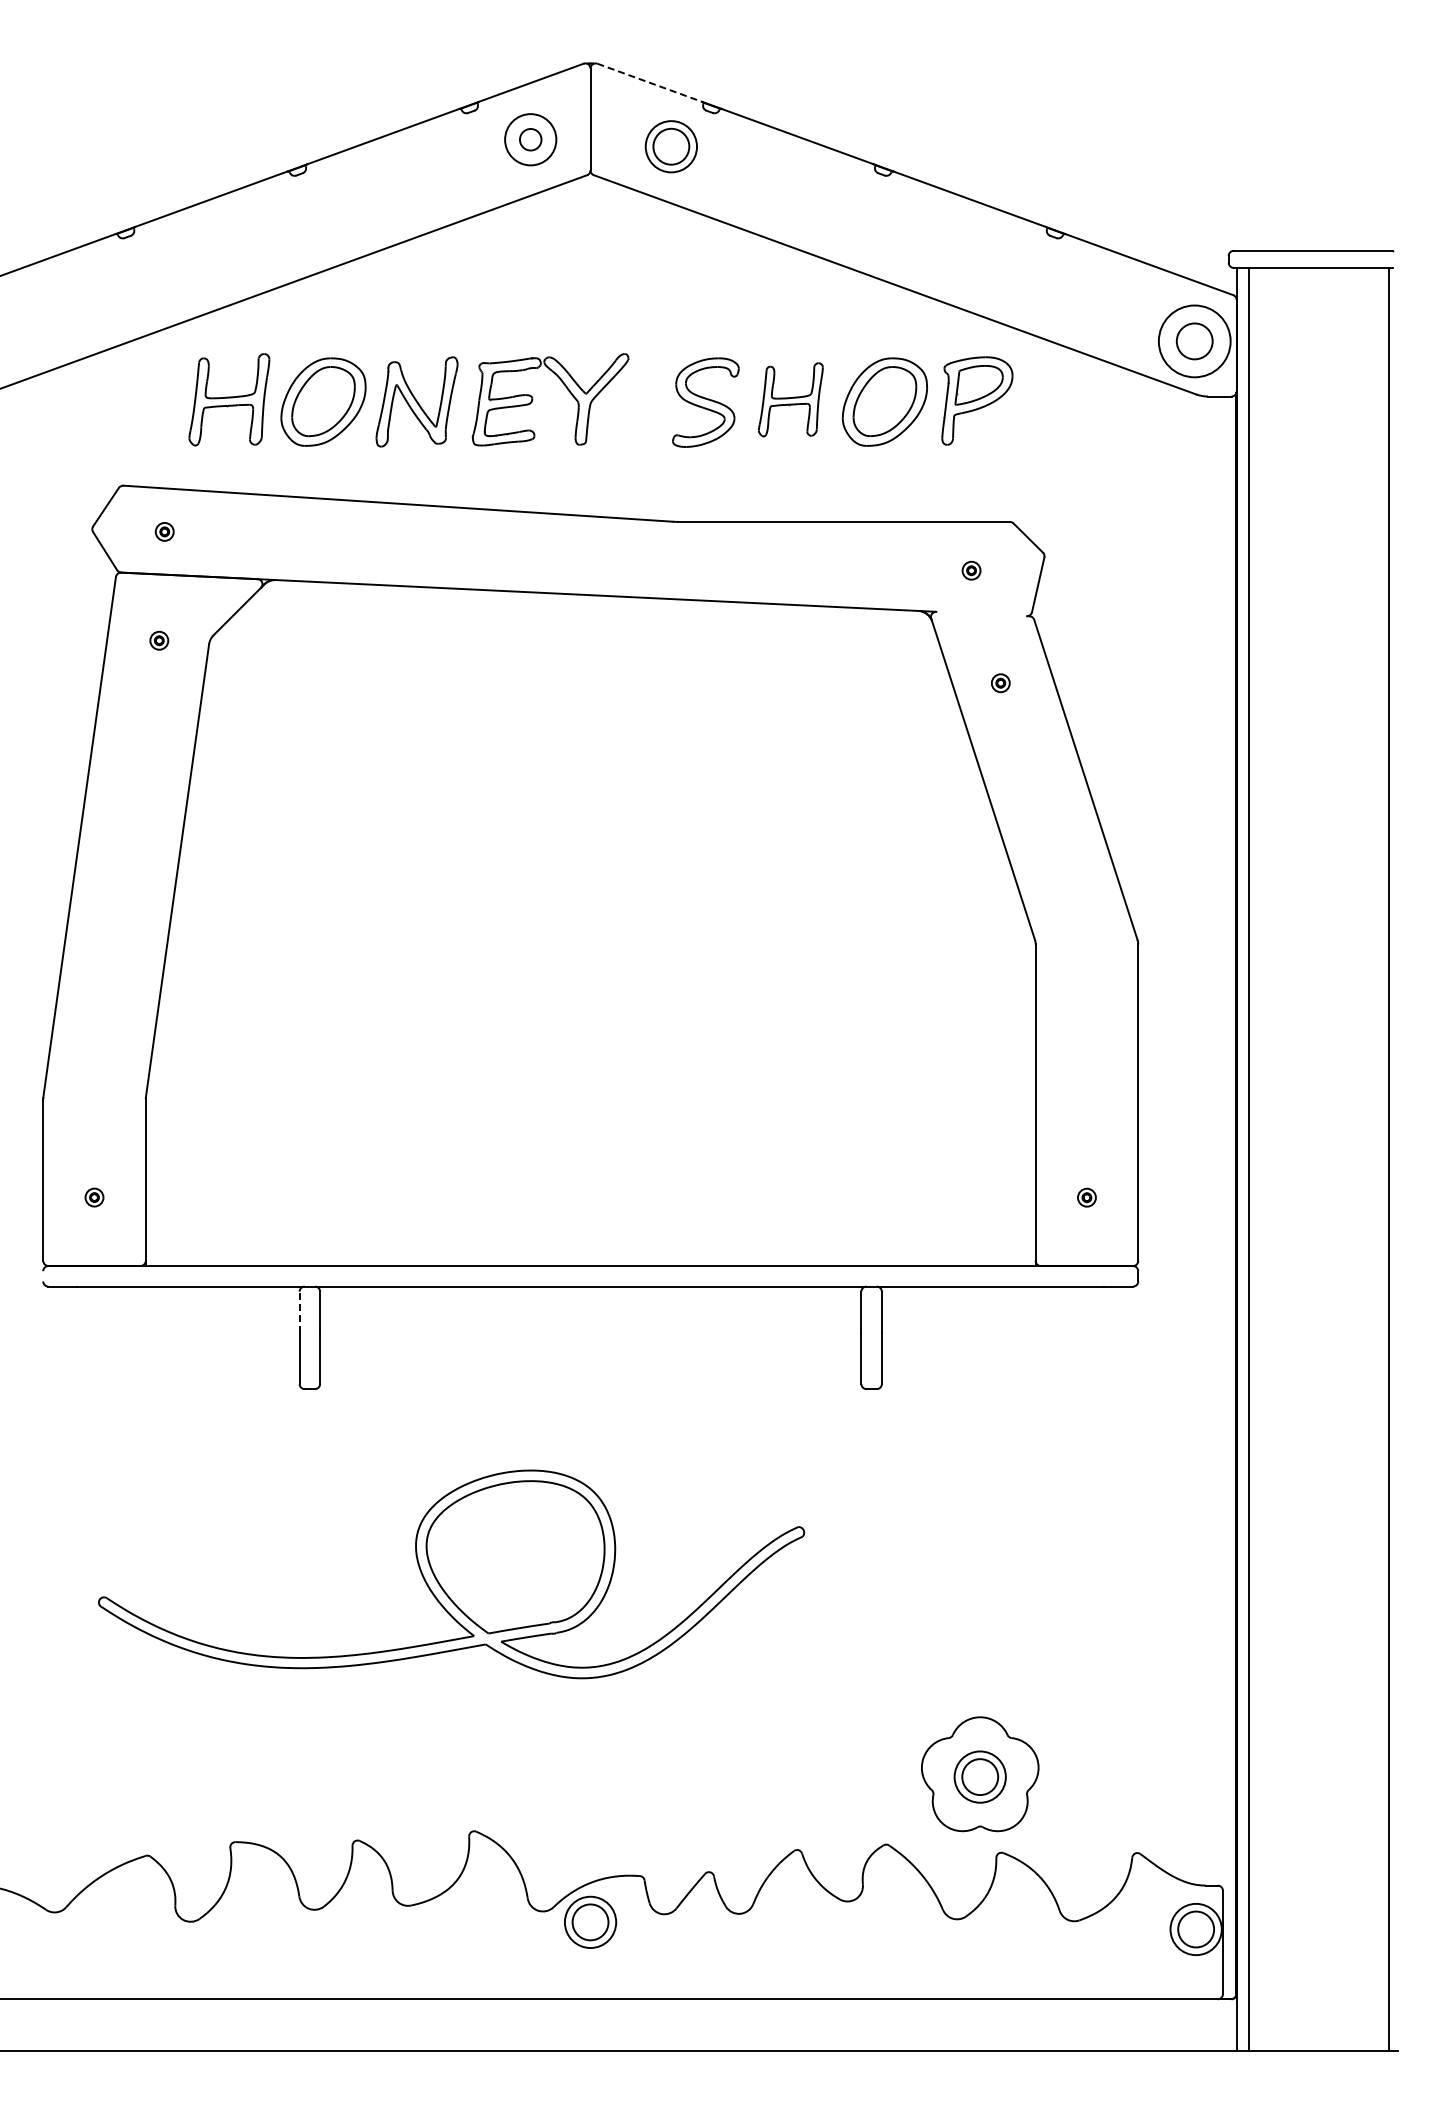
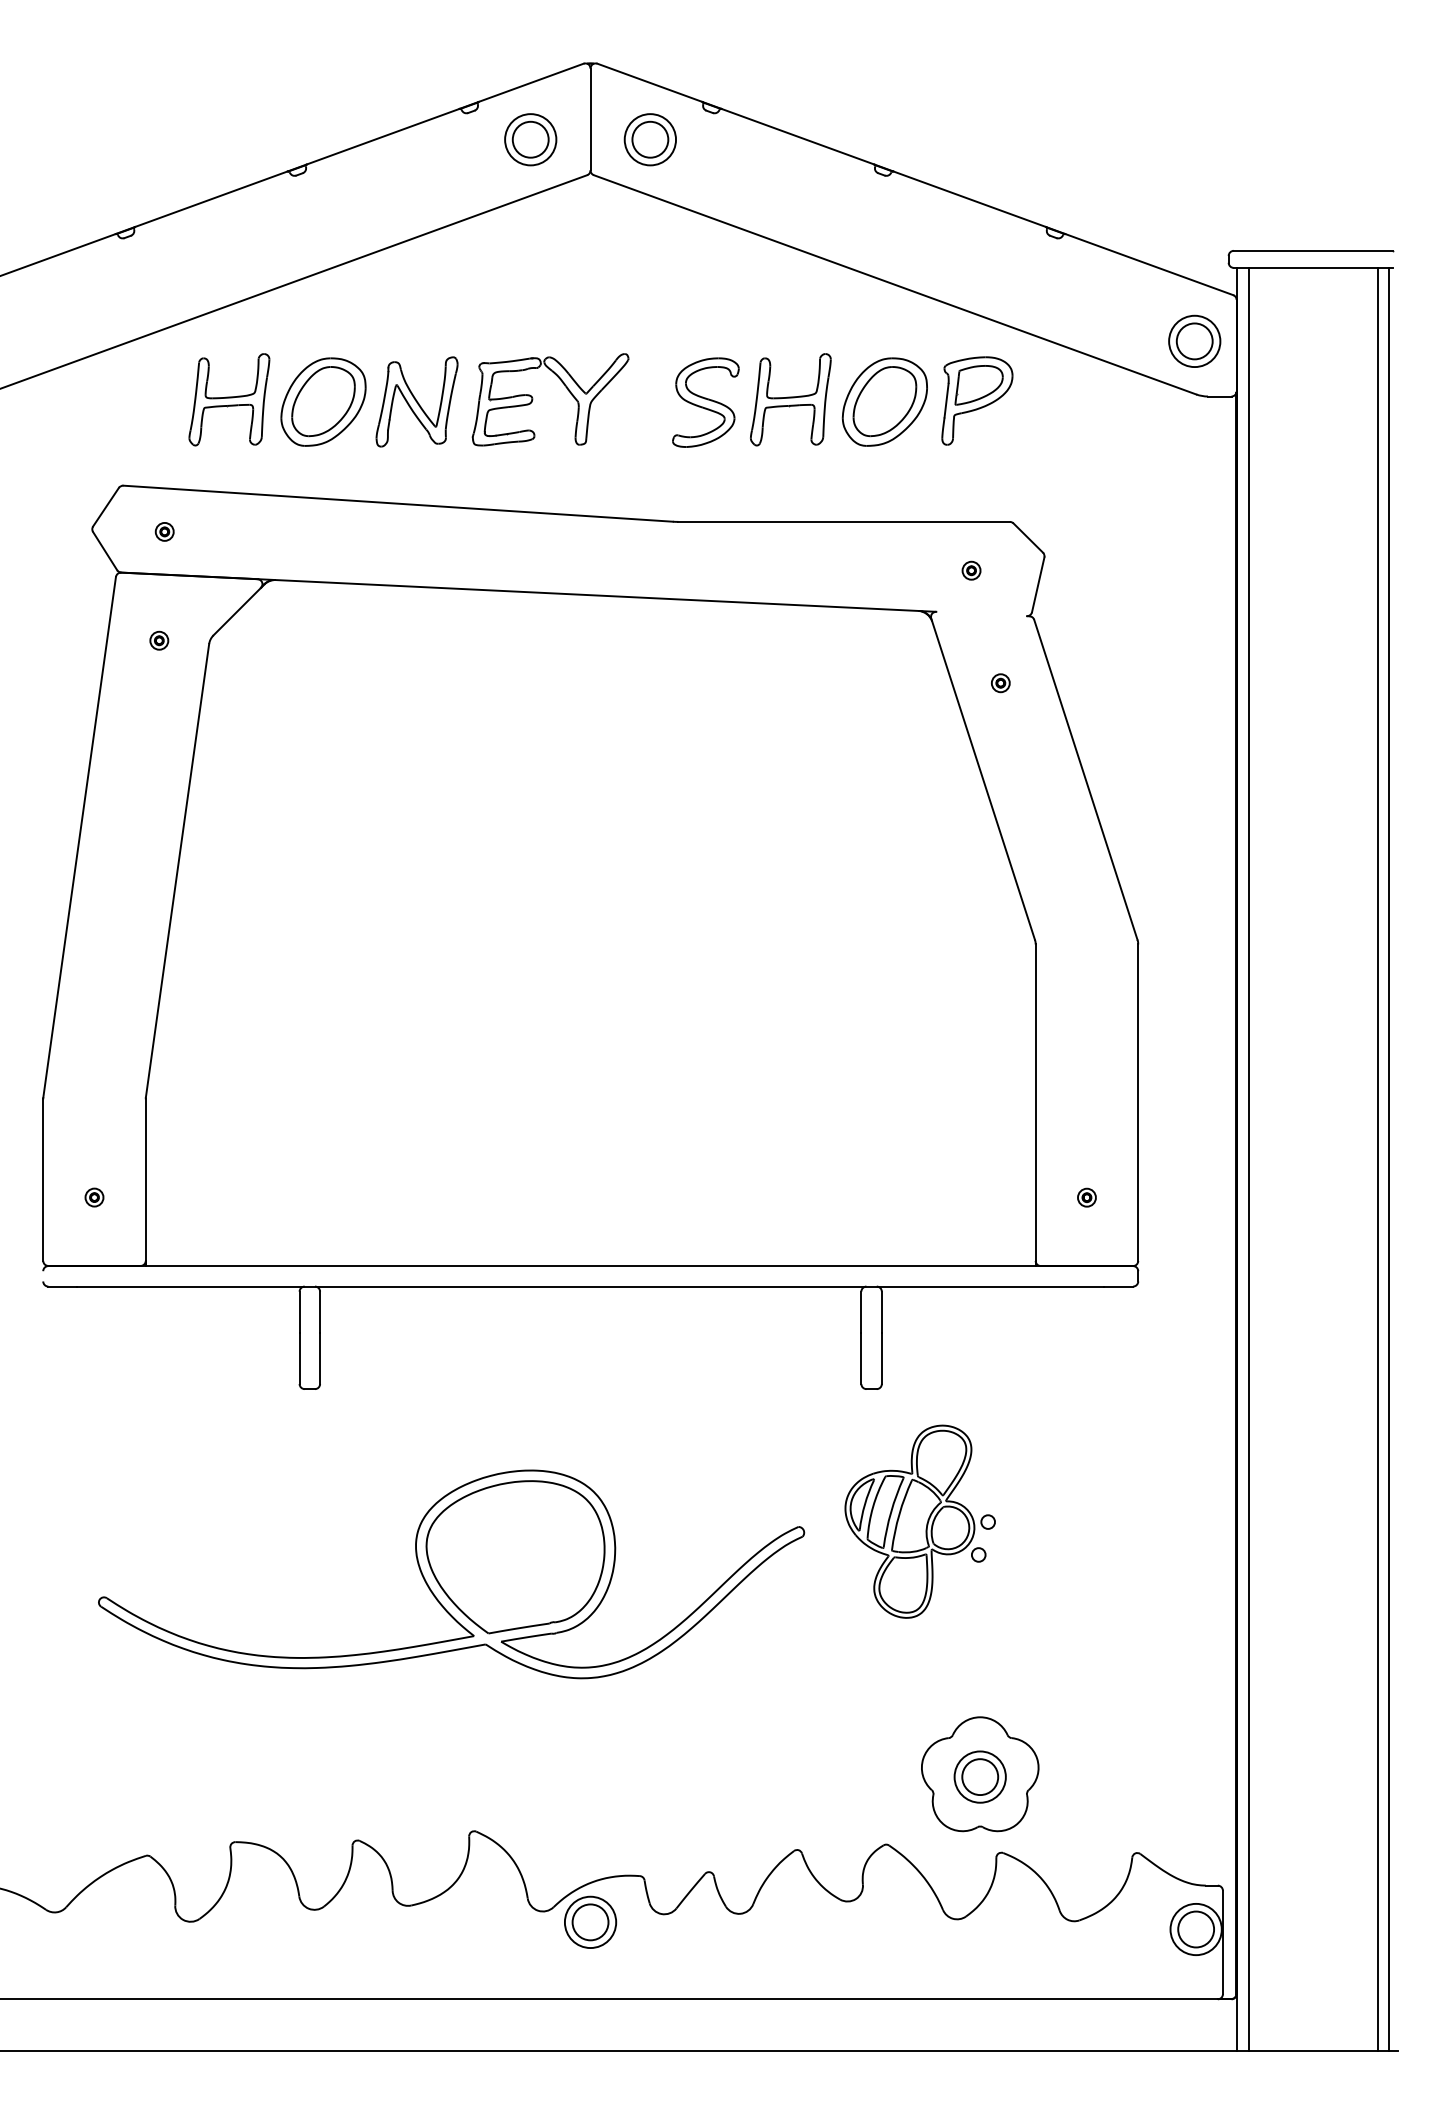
line: dashed -> solid (649, 82)
circle diameter: 22 px -> 36 px (530, 139)
part position: (670, 146) -> (649, 139) (649, 139)
circle diameter: 72 px -> 51 px (1194, 341)
part size: 66x76 px -> 82x94 px (790, 399)
line: none -> present (1377, 1158)
line: dashed -> solid (299, 1312)
part: none -> present (919, 1521)
